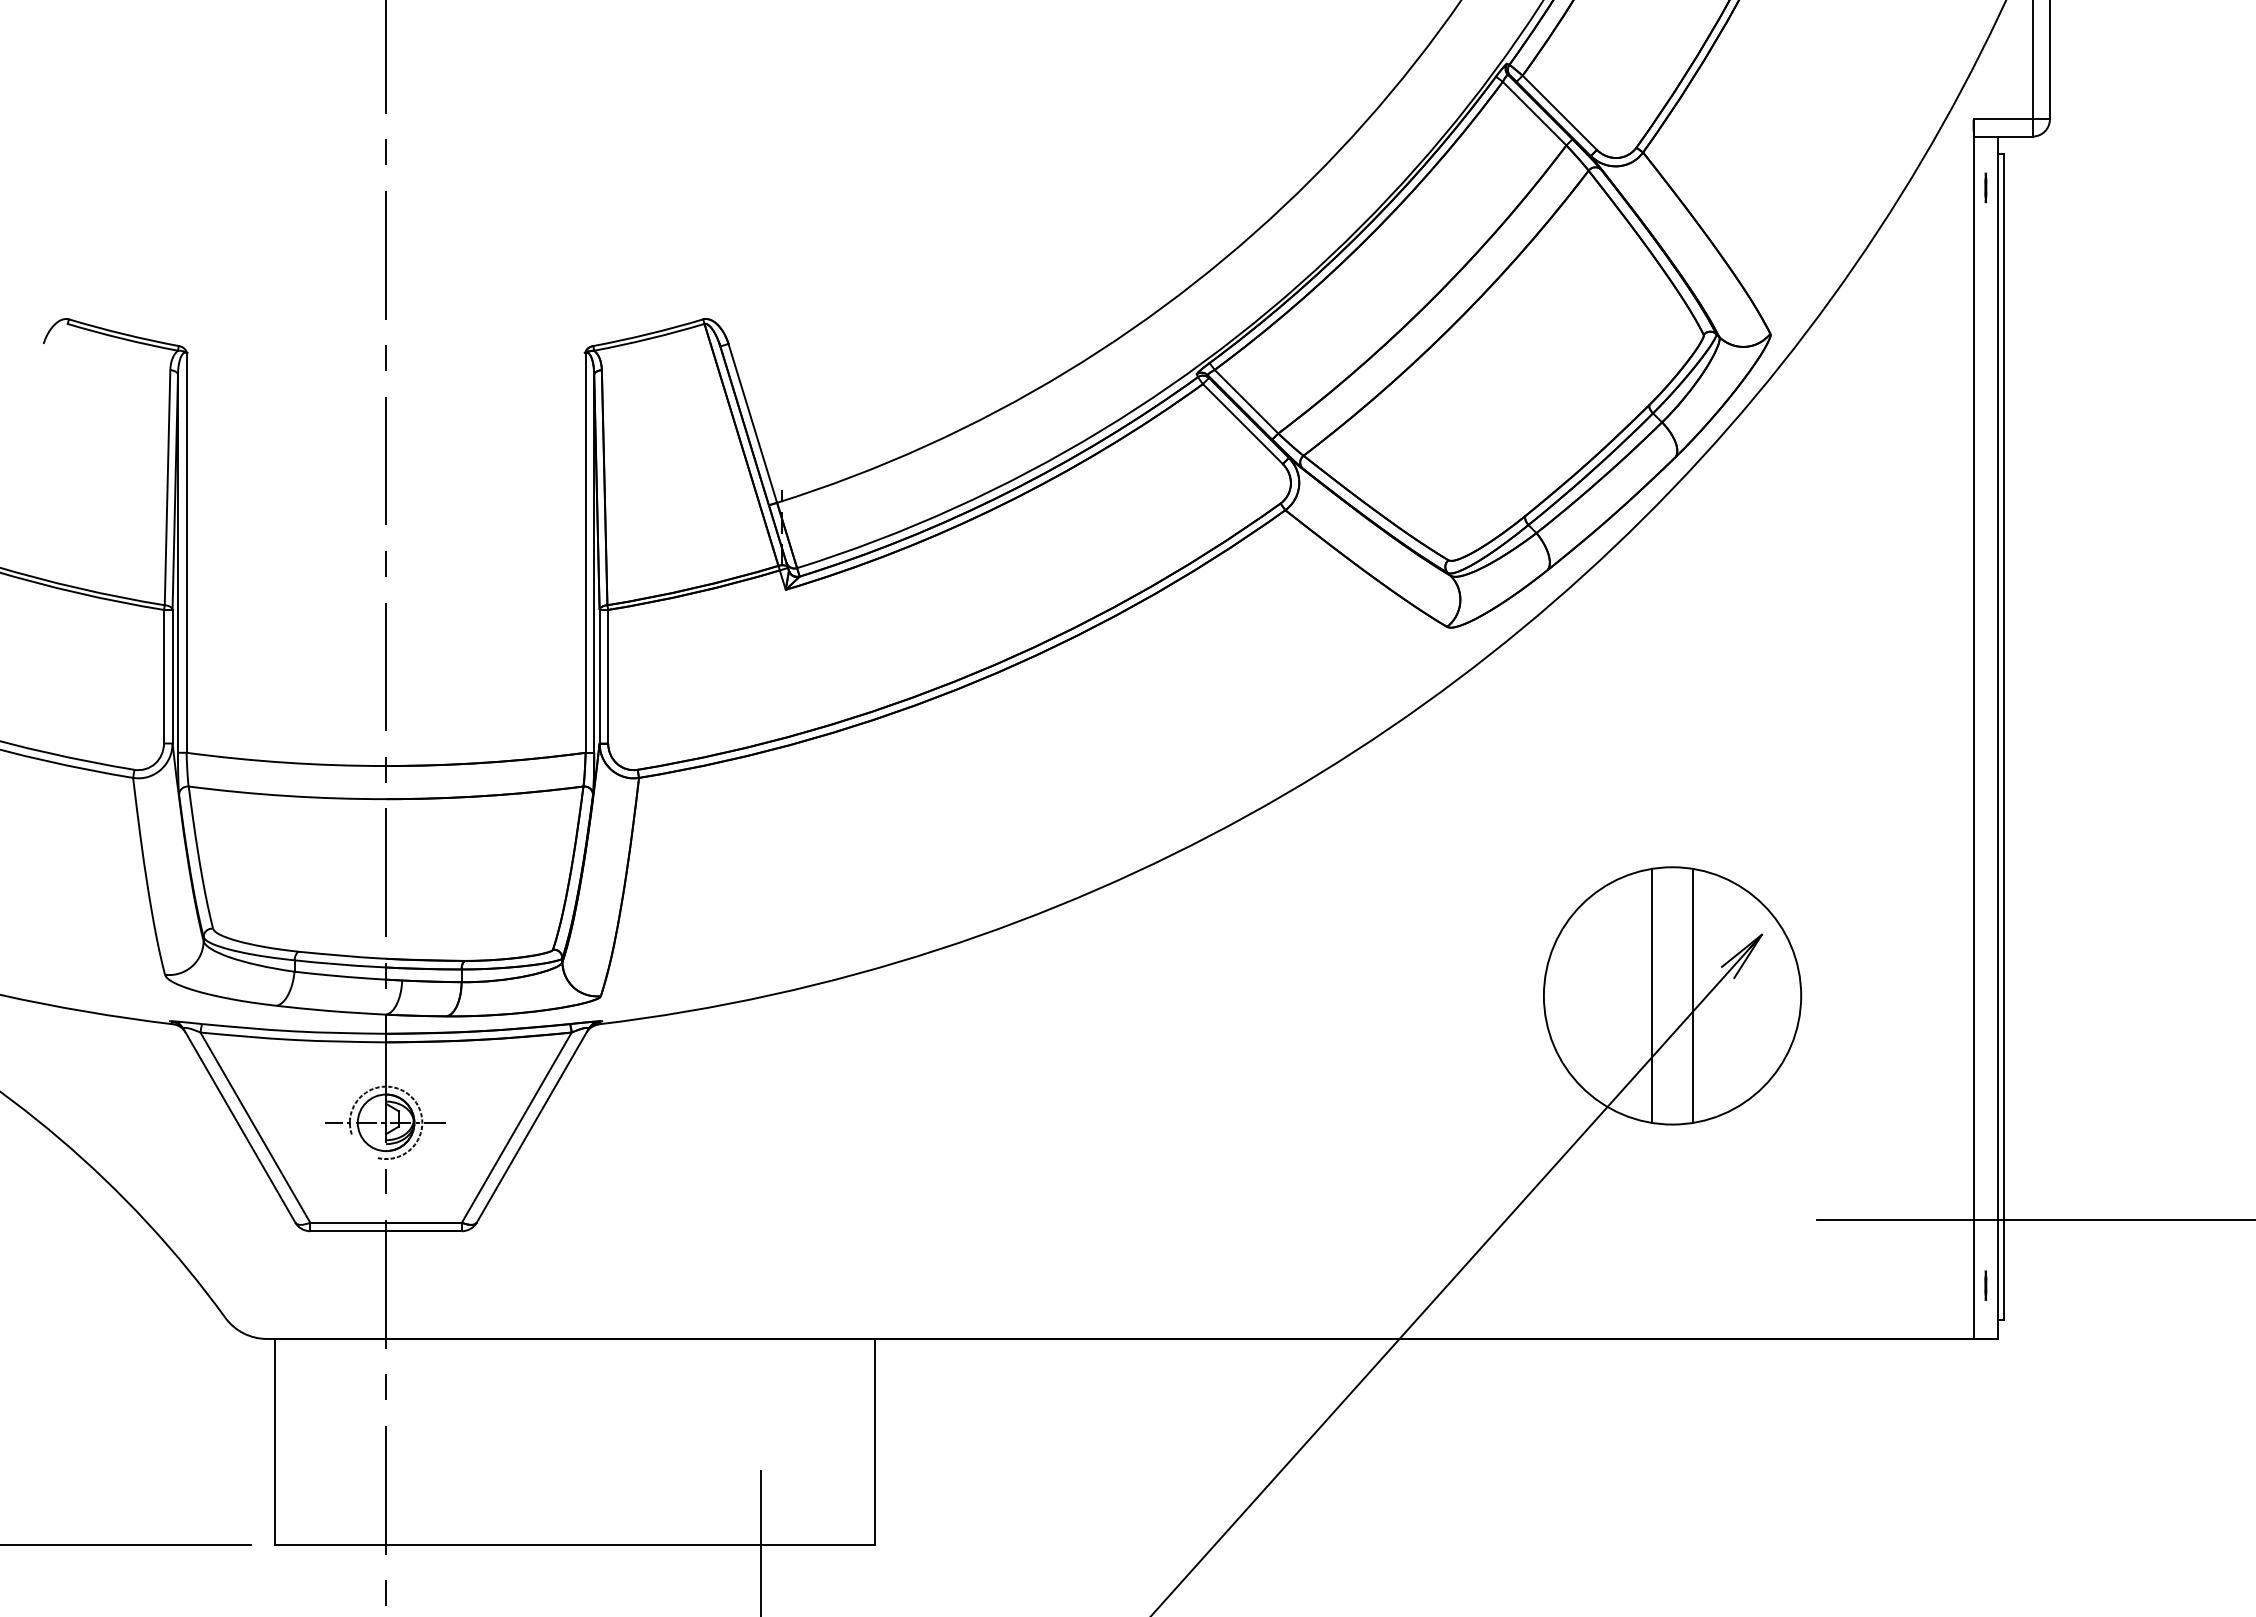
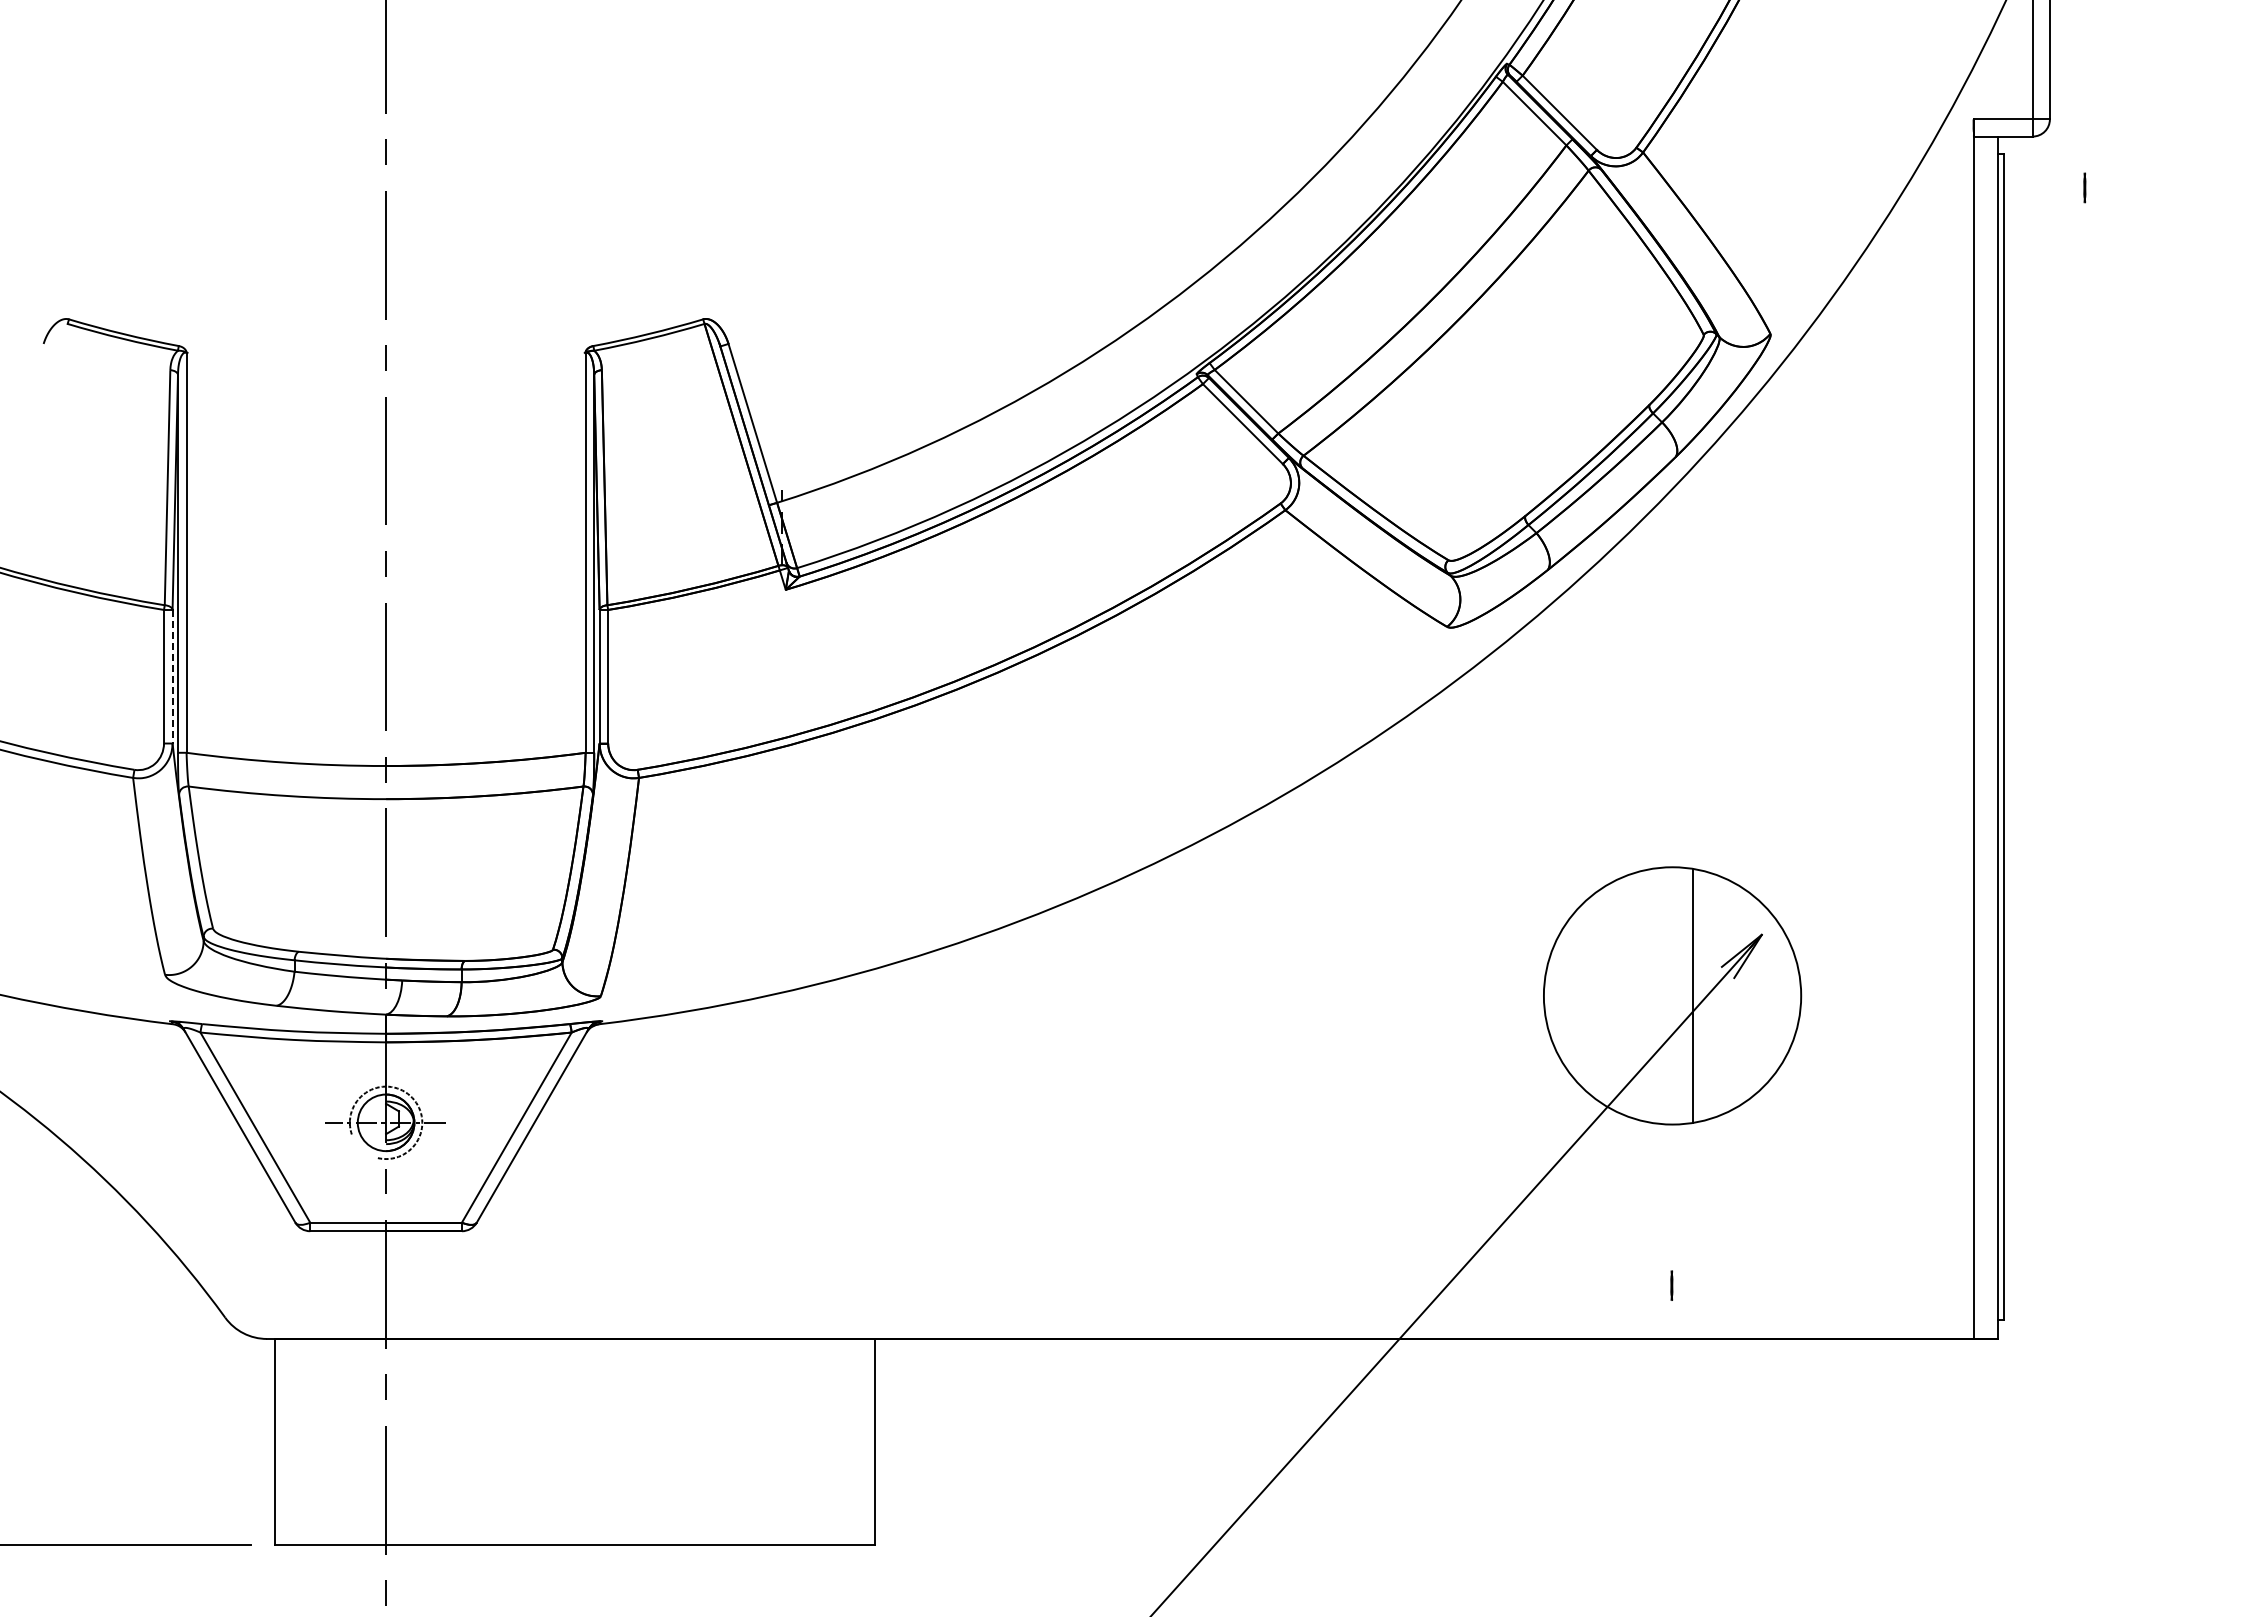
line position: (1985, 187) -> (2084, 187) (2084, 187)
line: solid -> dashed (172, 676)
line: present -> none (1651, 995)
line: present -> none (2034, 1219)
line position: (1985, 1285) -> (1671, 1285) (1671, 1285)
line: present -> none (760, 1541)
